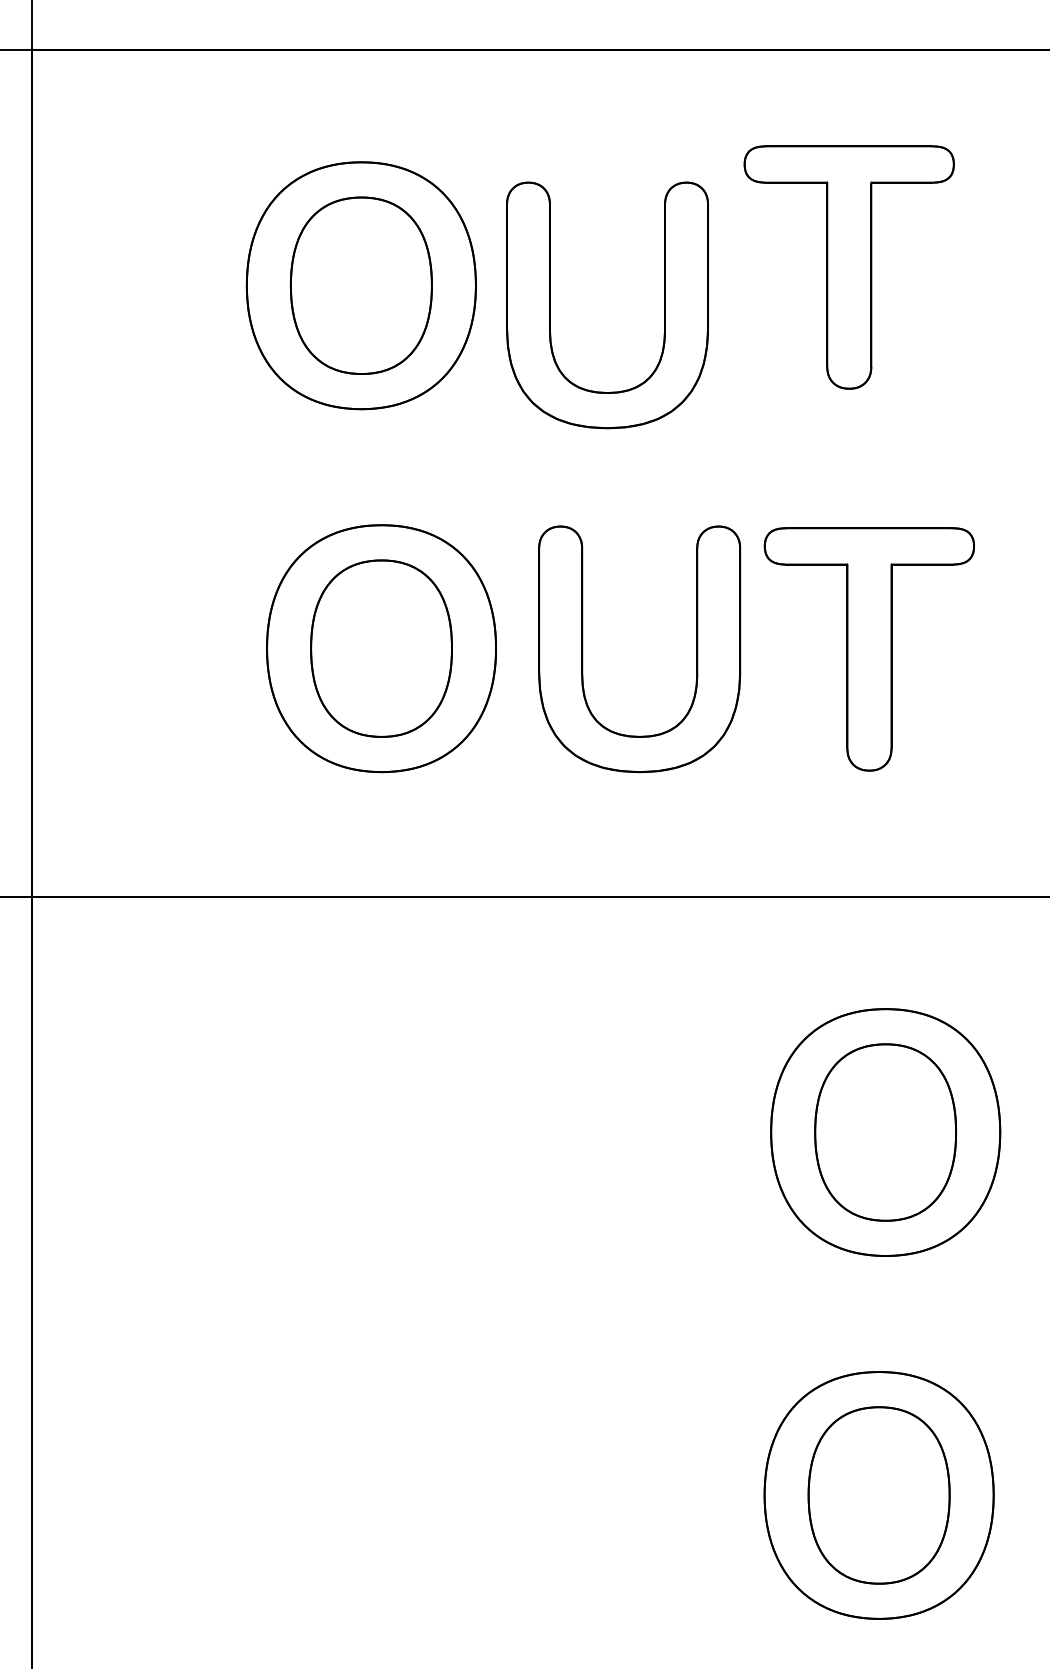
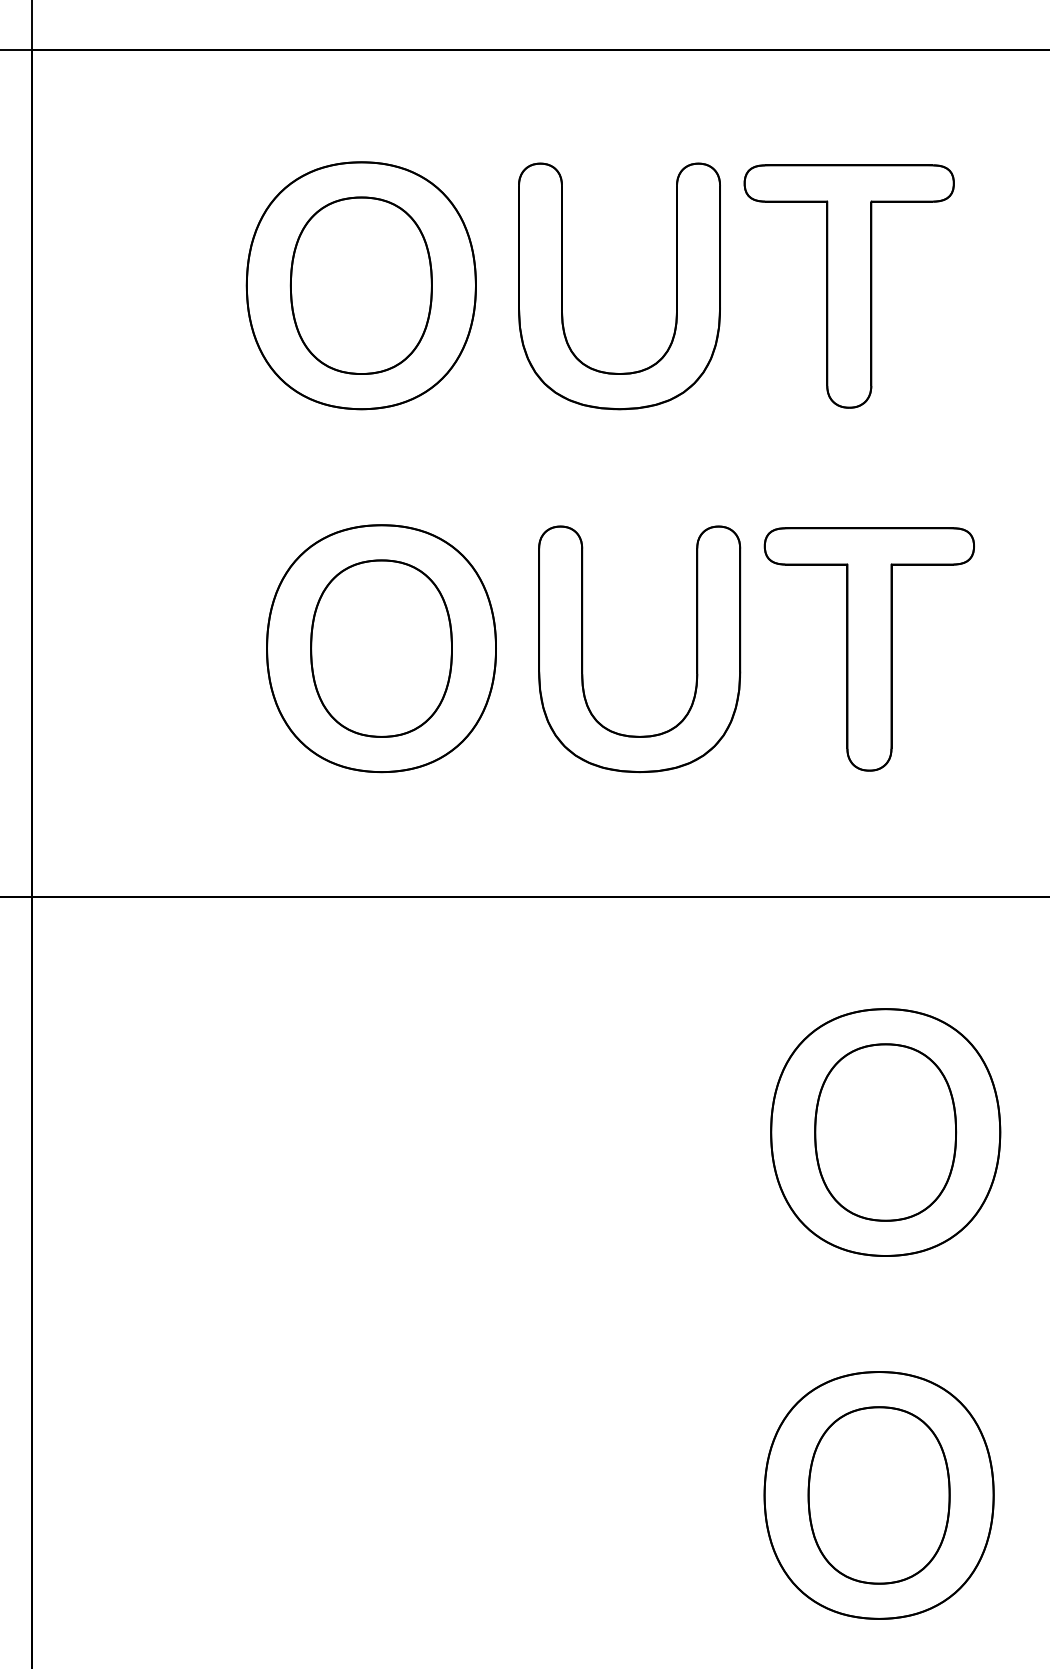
part position: (848, 267) -> (848, 286) (848, 286)
part position: (550, 305) -> (562, 286) (562, 286)
